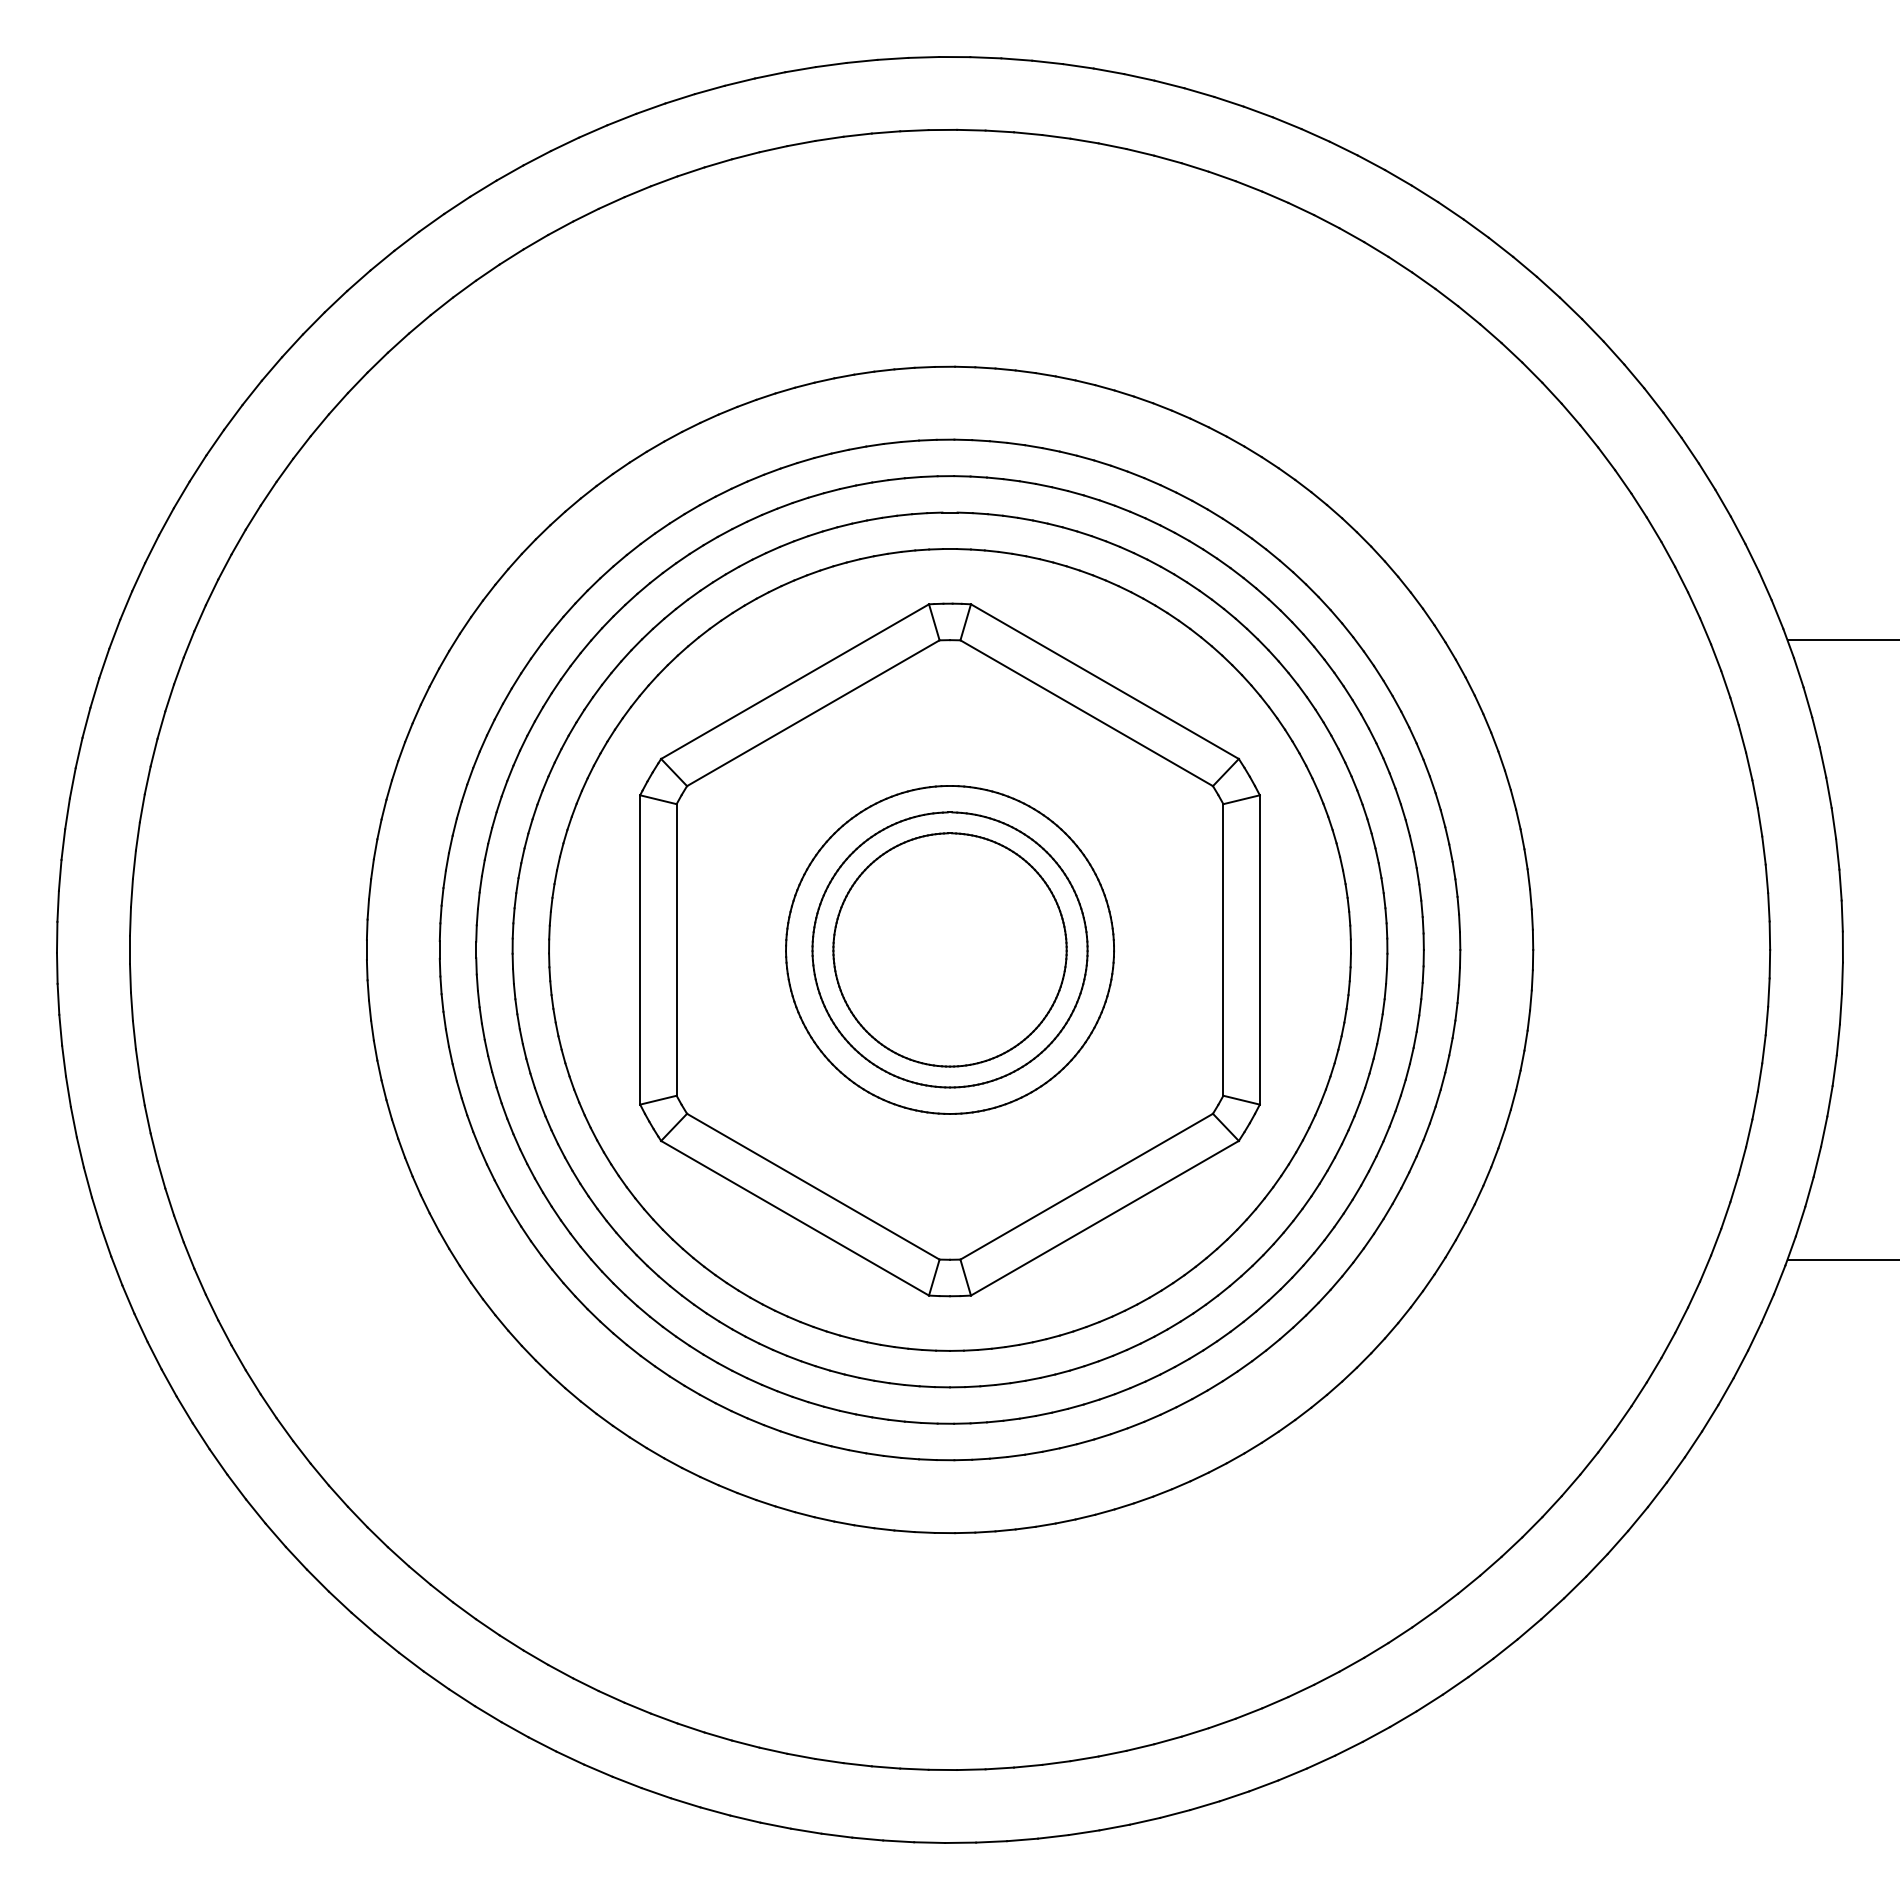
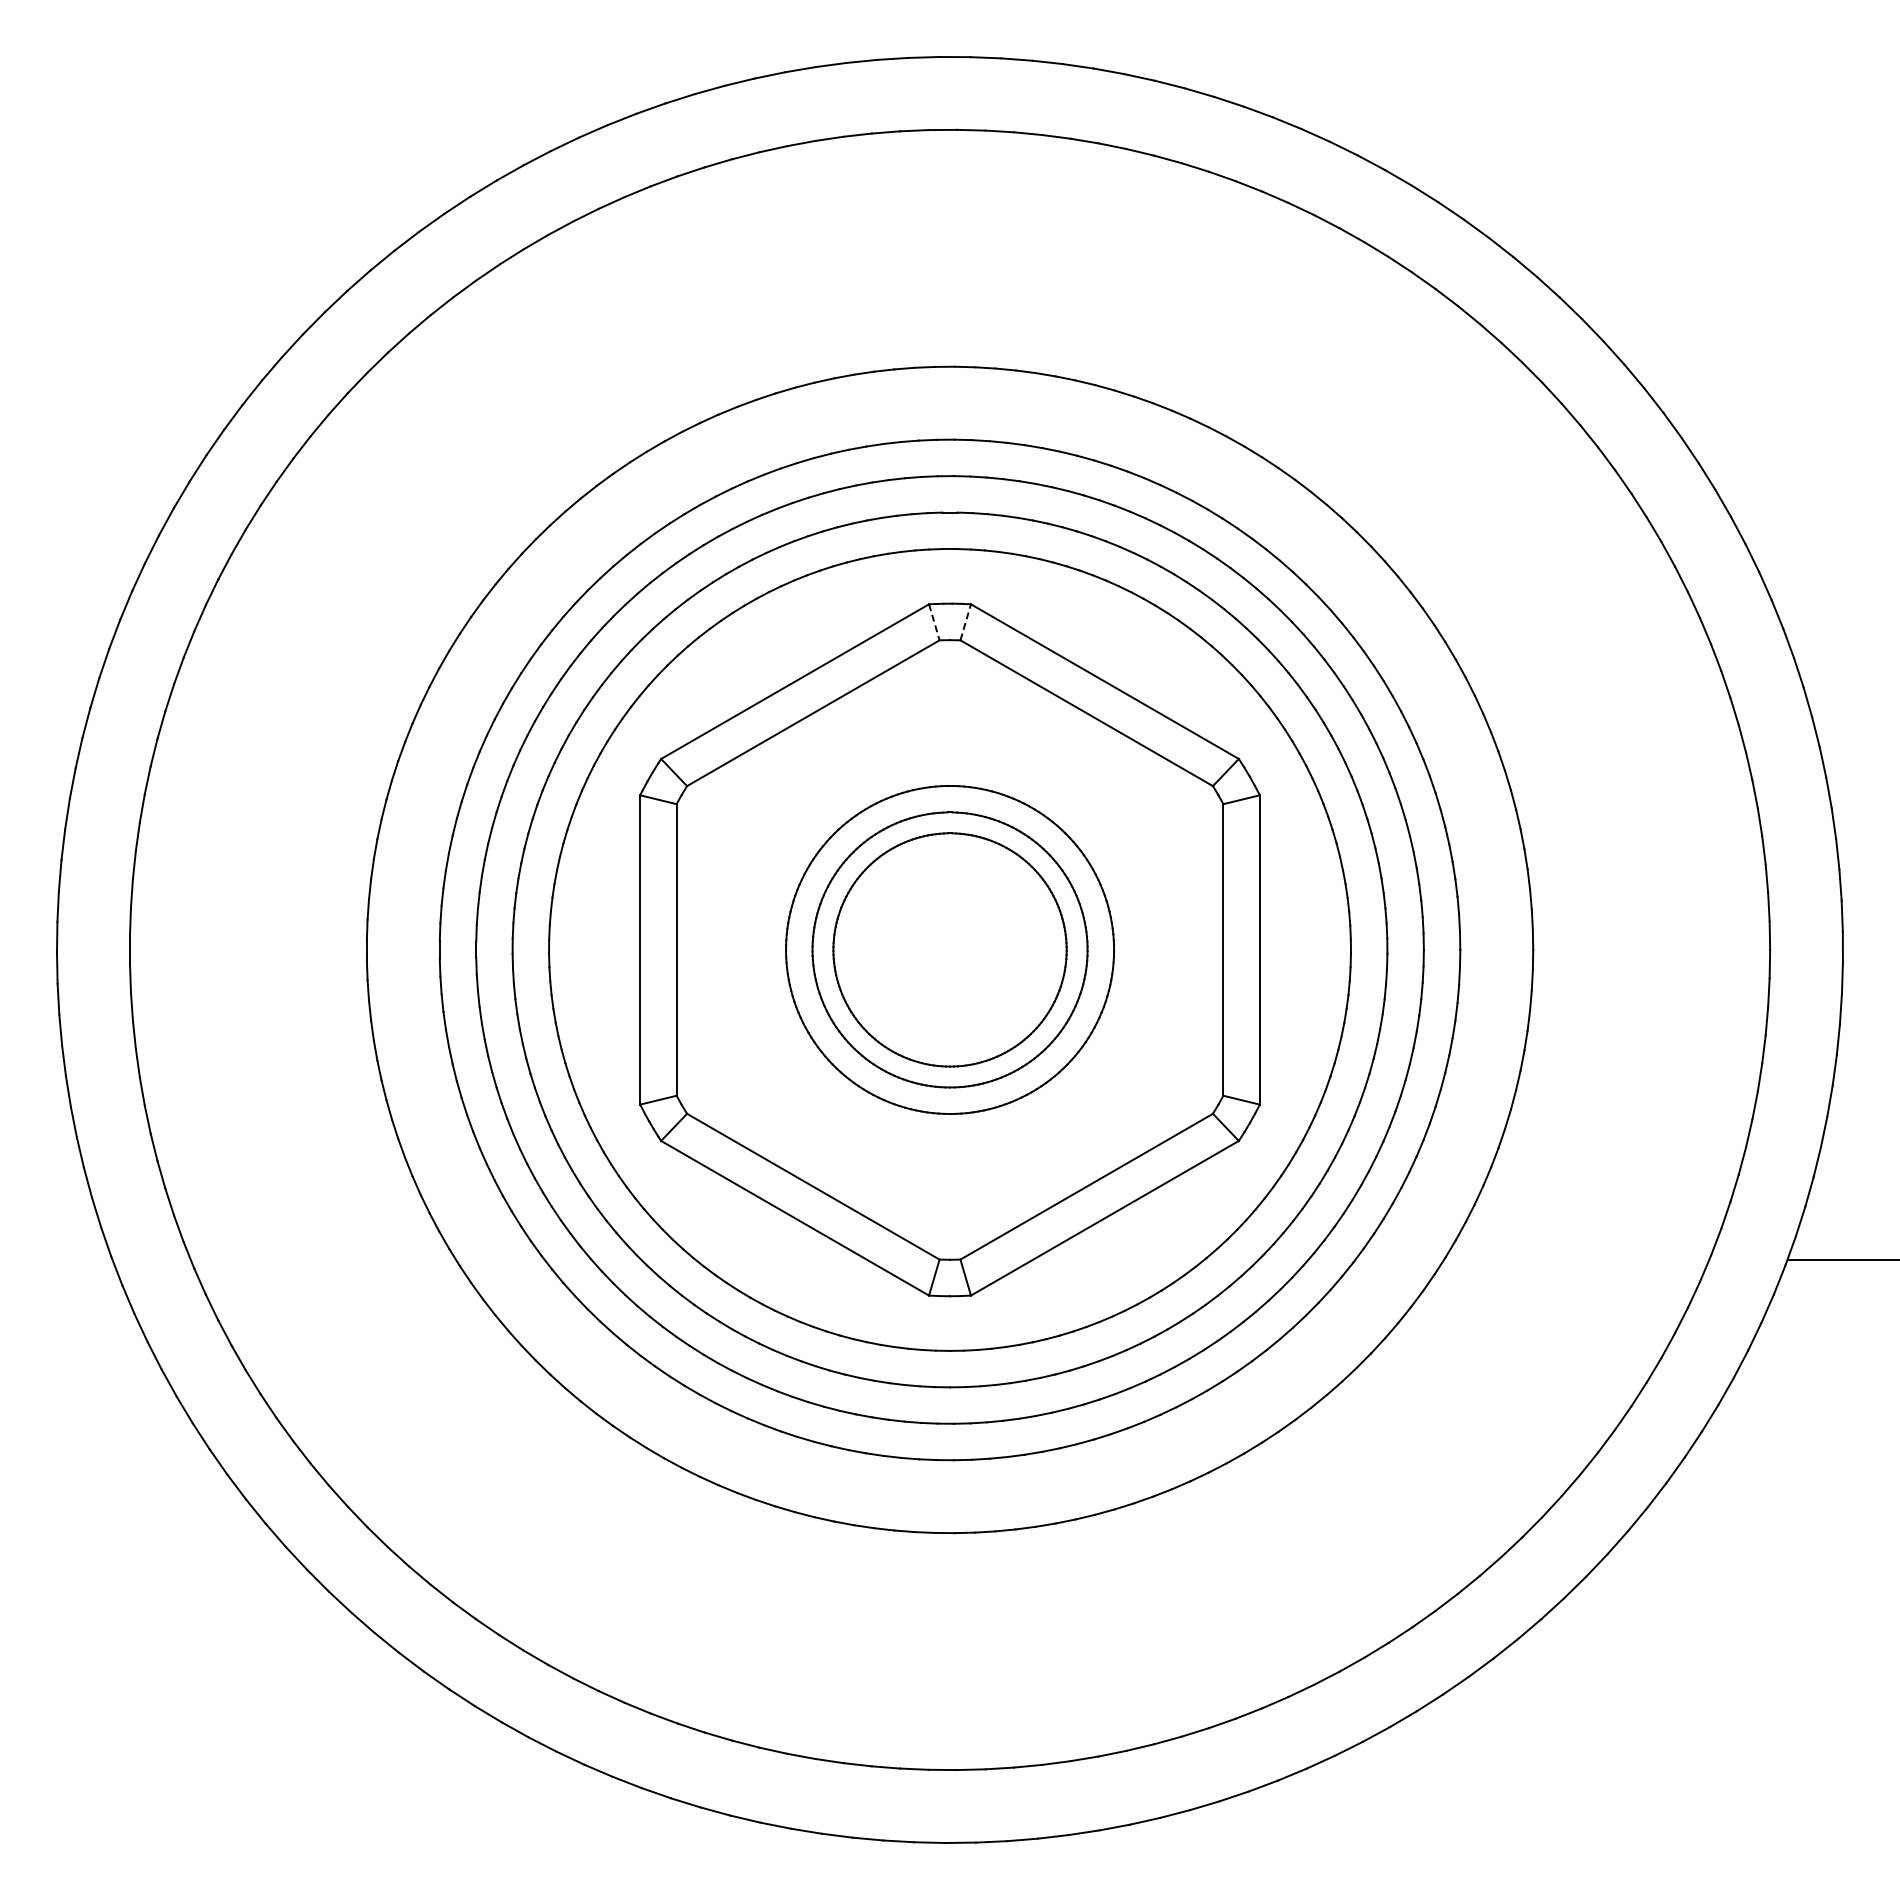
line: solid -> dashed (934, 622)
line: solid -> dashed (965, 622)
line: present -> none (1841, 640)
